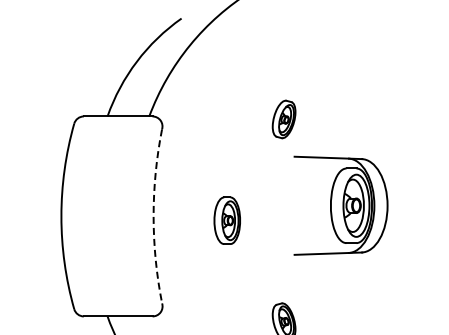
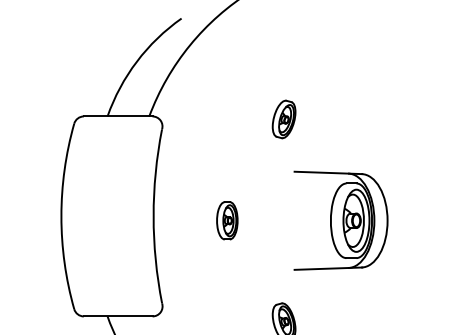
part position: (340, 205) -> (340, 220) (340, 220)
arc: dashed -> solid (153, 216)
part size: 28x49 px -> 23x40 px (227, 220)
